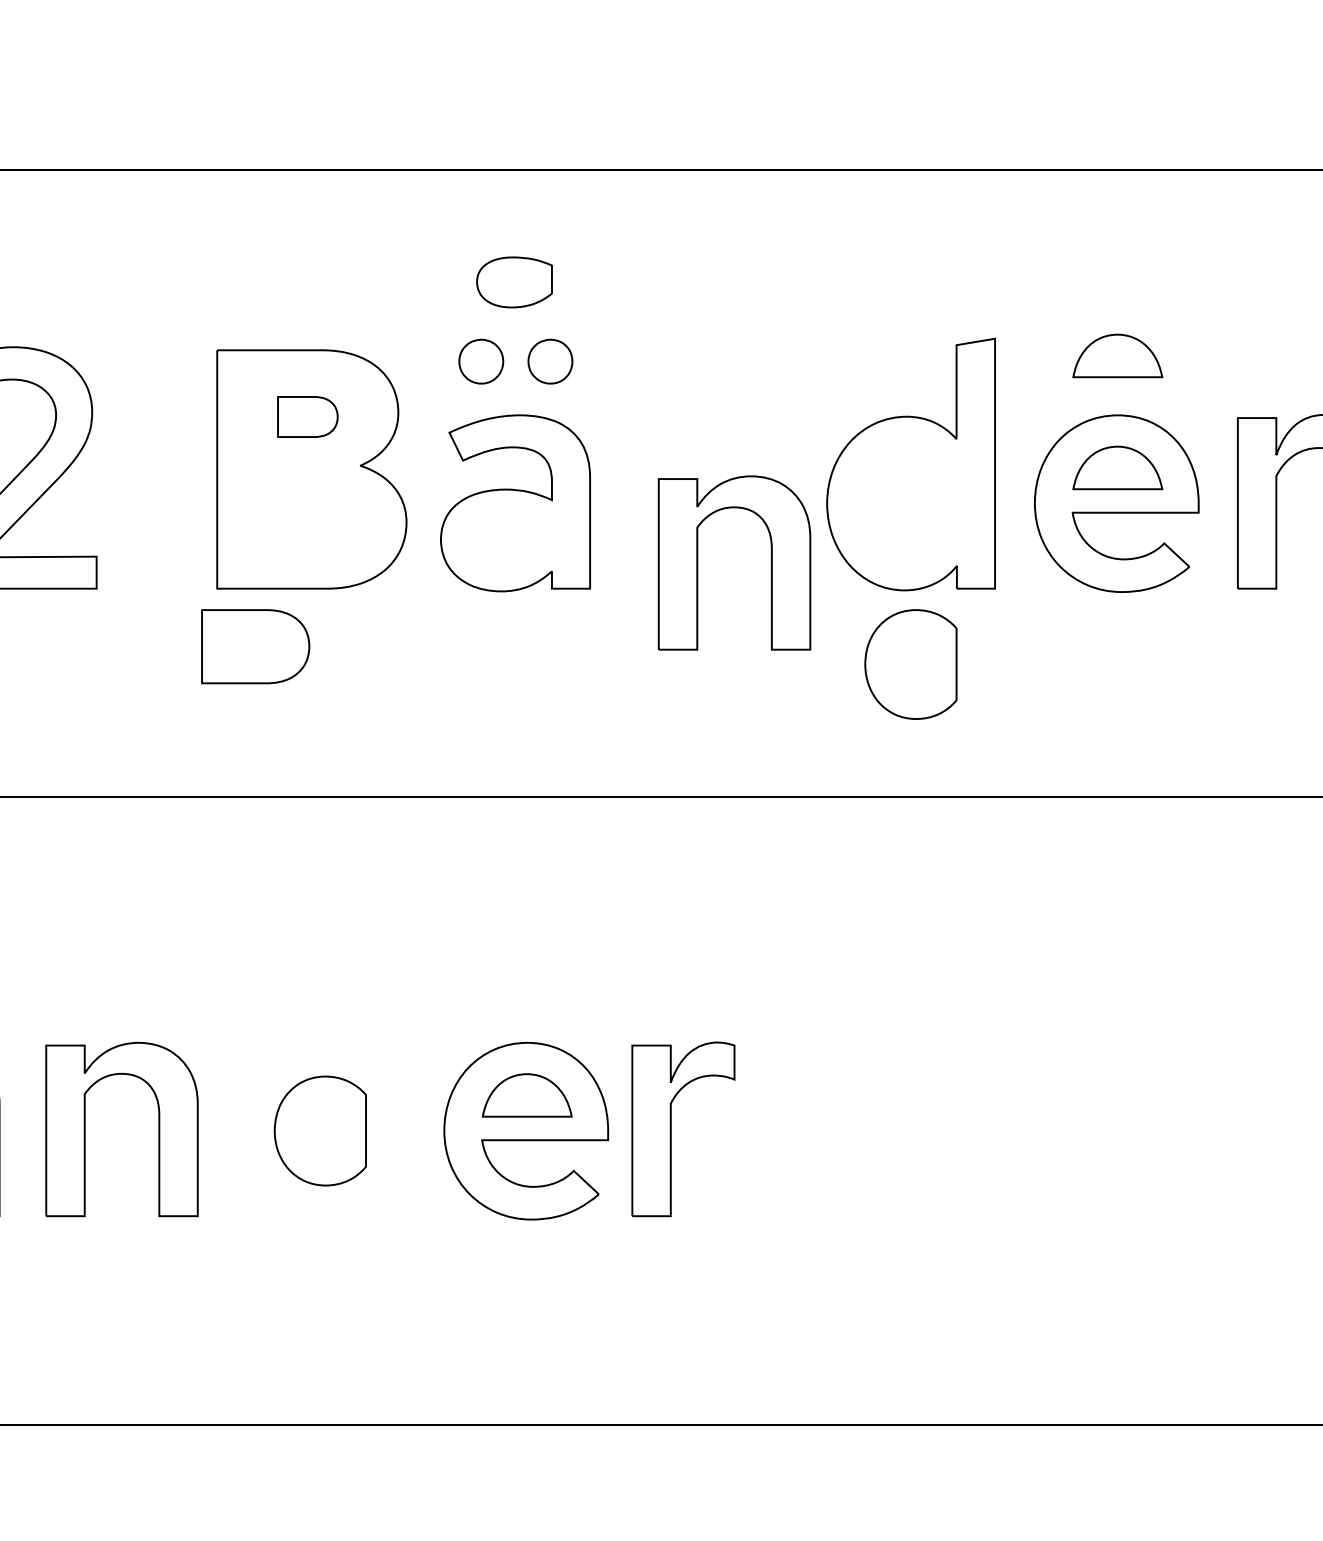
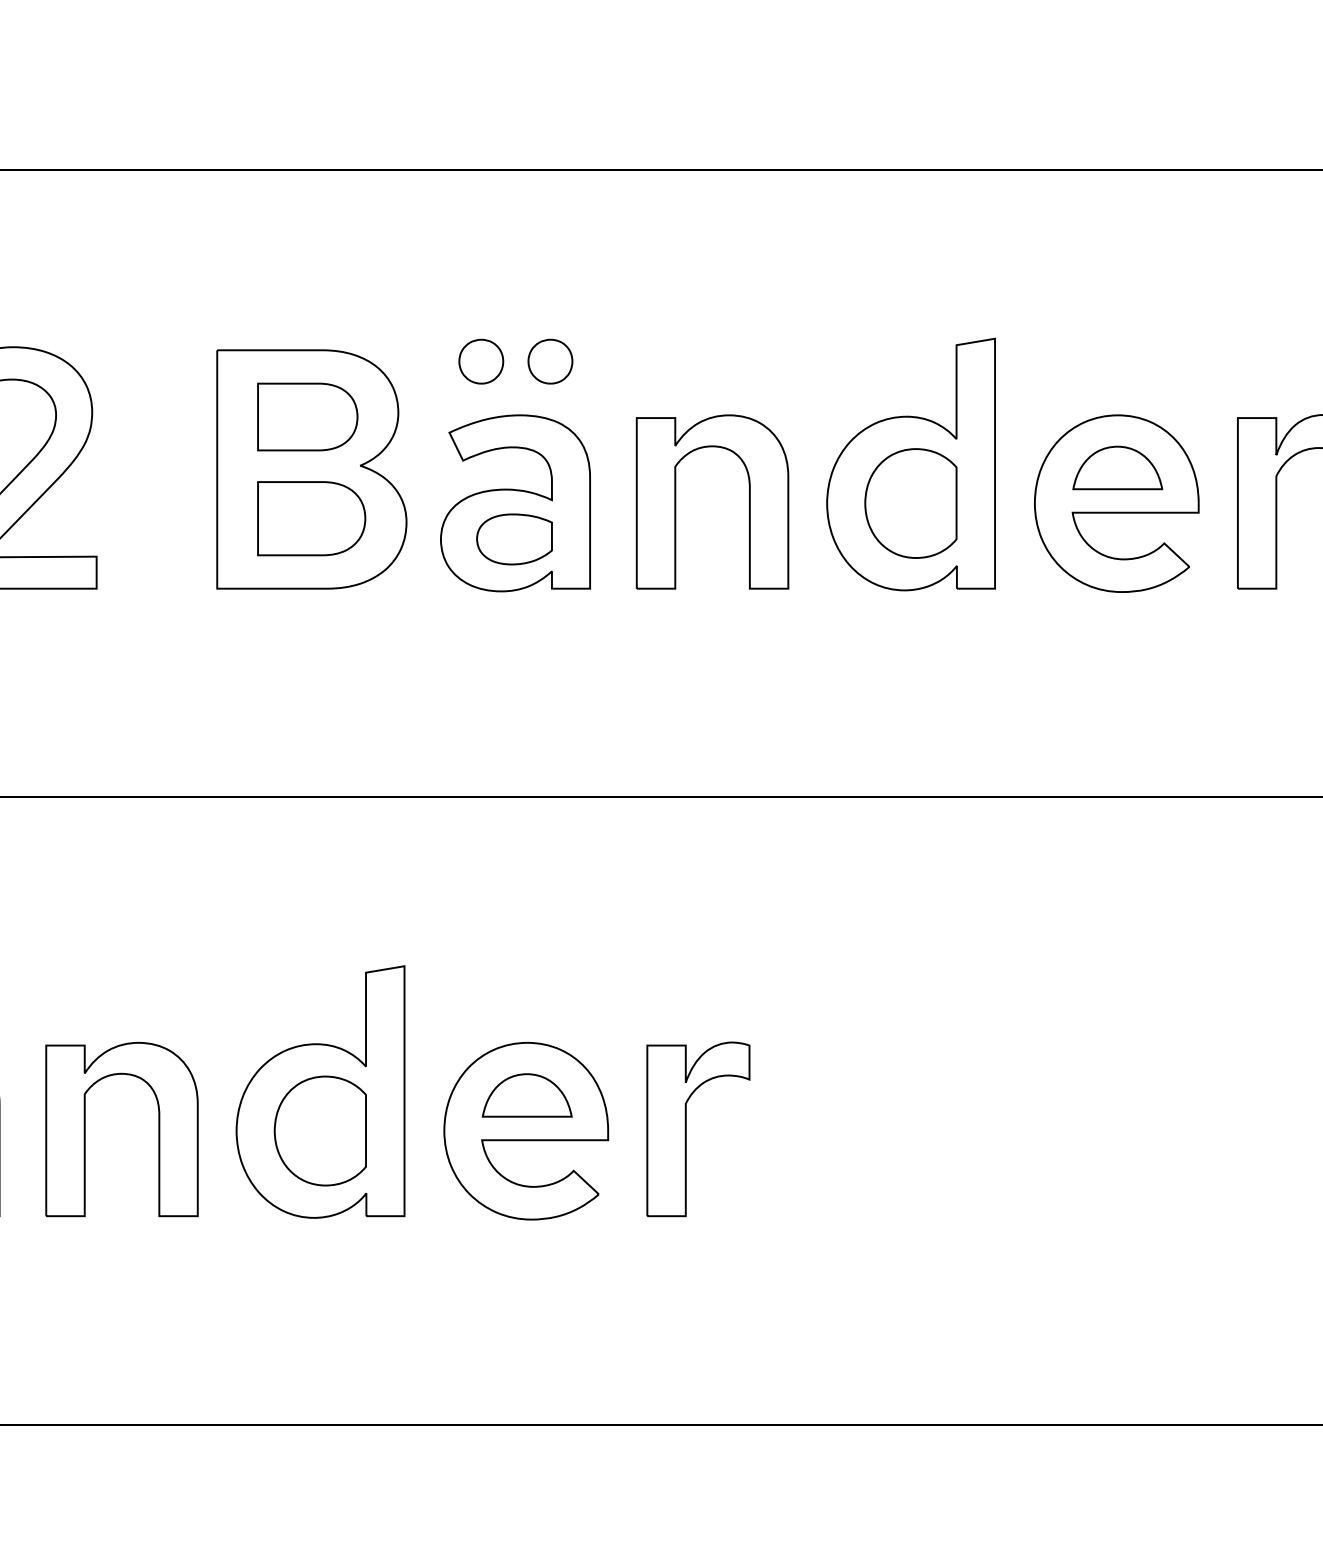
part position: (514, 282) -> (514, 539) (514, 539)
part: present -> none (1117, 355)
part size: 62x42 px -> 102x70 px (307, 416)
part position: (698, 562) -> (676, 501) (676, 501)
part position: (255, 646) -> (311, 518) (311, 518)
part position: (910, 664) -> (910, 503) (910, 503)
part: none -> present (320, 1091)
part position: (671, 1129) -> (686, 1129) (686, 1129)
